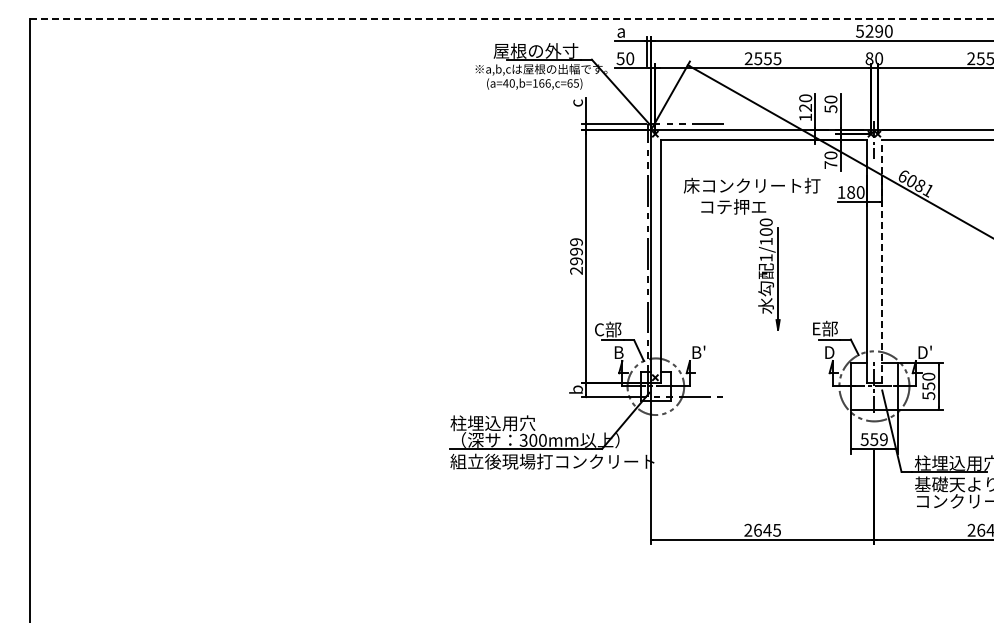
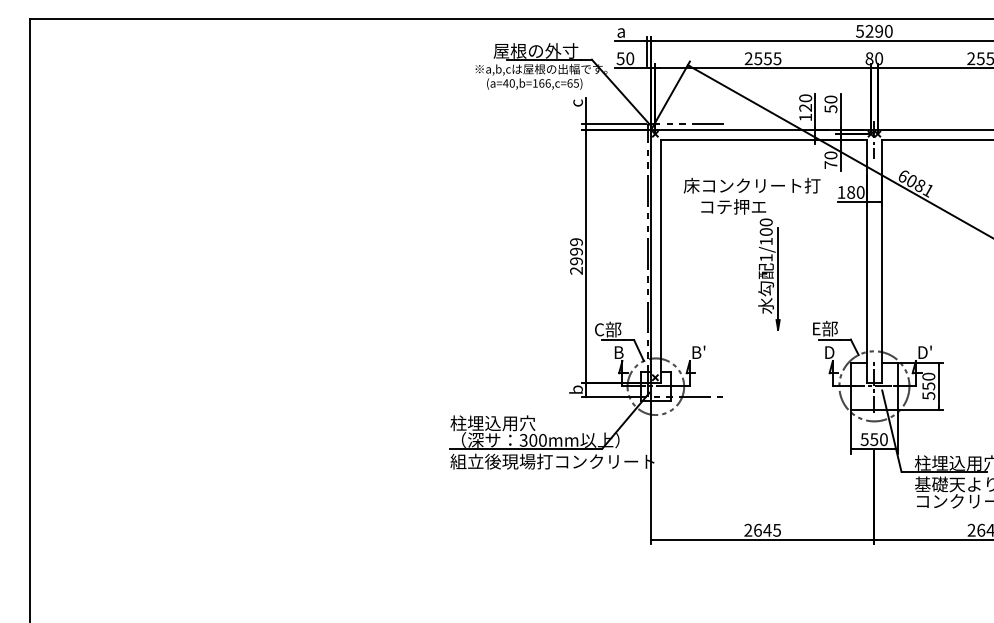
line: dashed -> solid (511, 18)
line: dashed -> solid (882, 261)
text: 559 -> 550 (883, 439)
